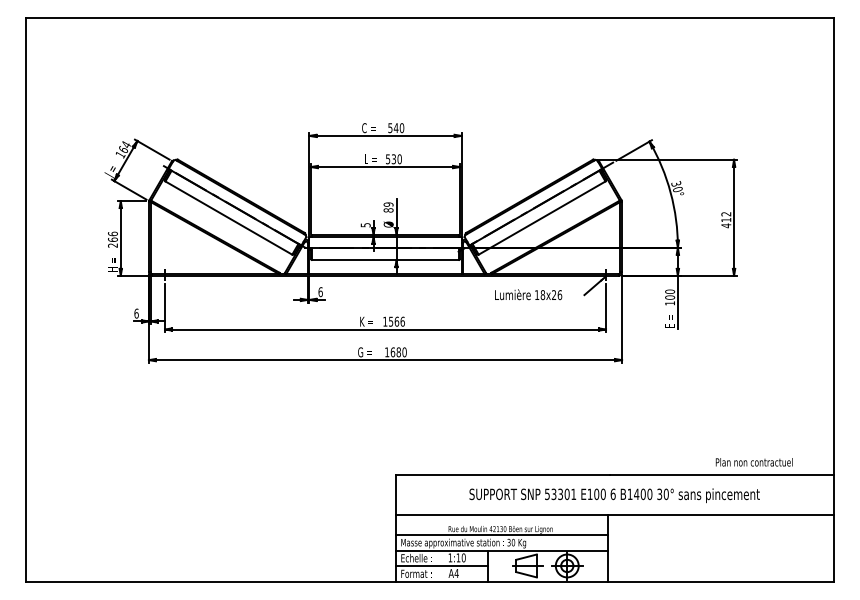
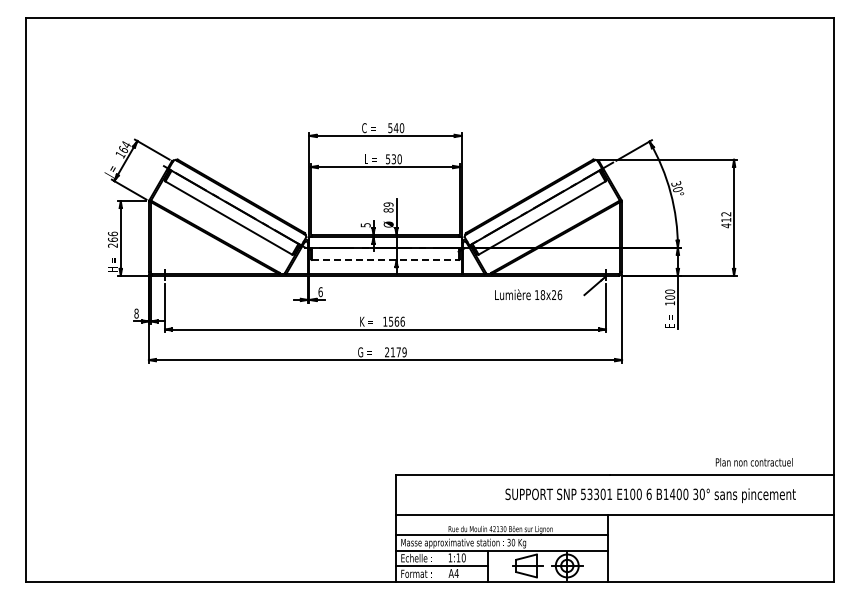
line: solid -> dashed (385, 260)
text: 6 -> 8 (136, 313)
text: 1680 -> 2179 (395, 352)
text position: (614, 495) -> (650, 495) (650, 495)
